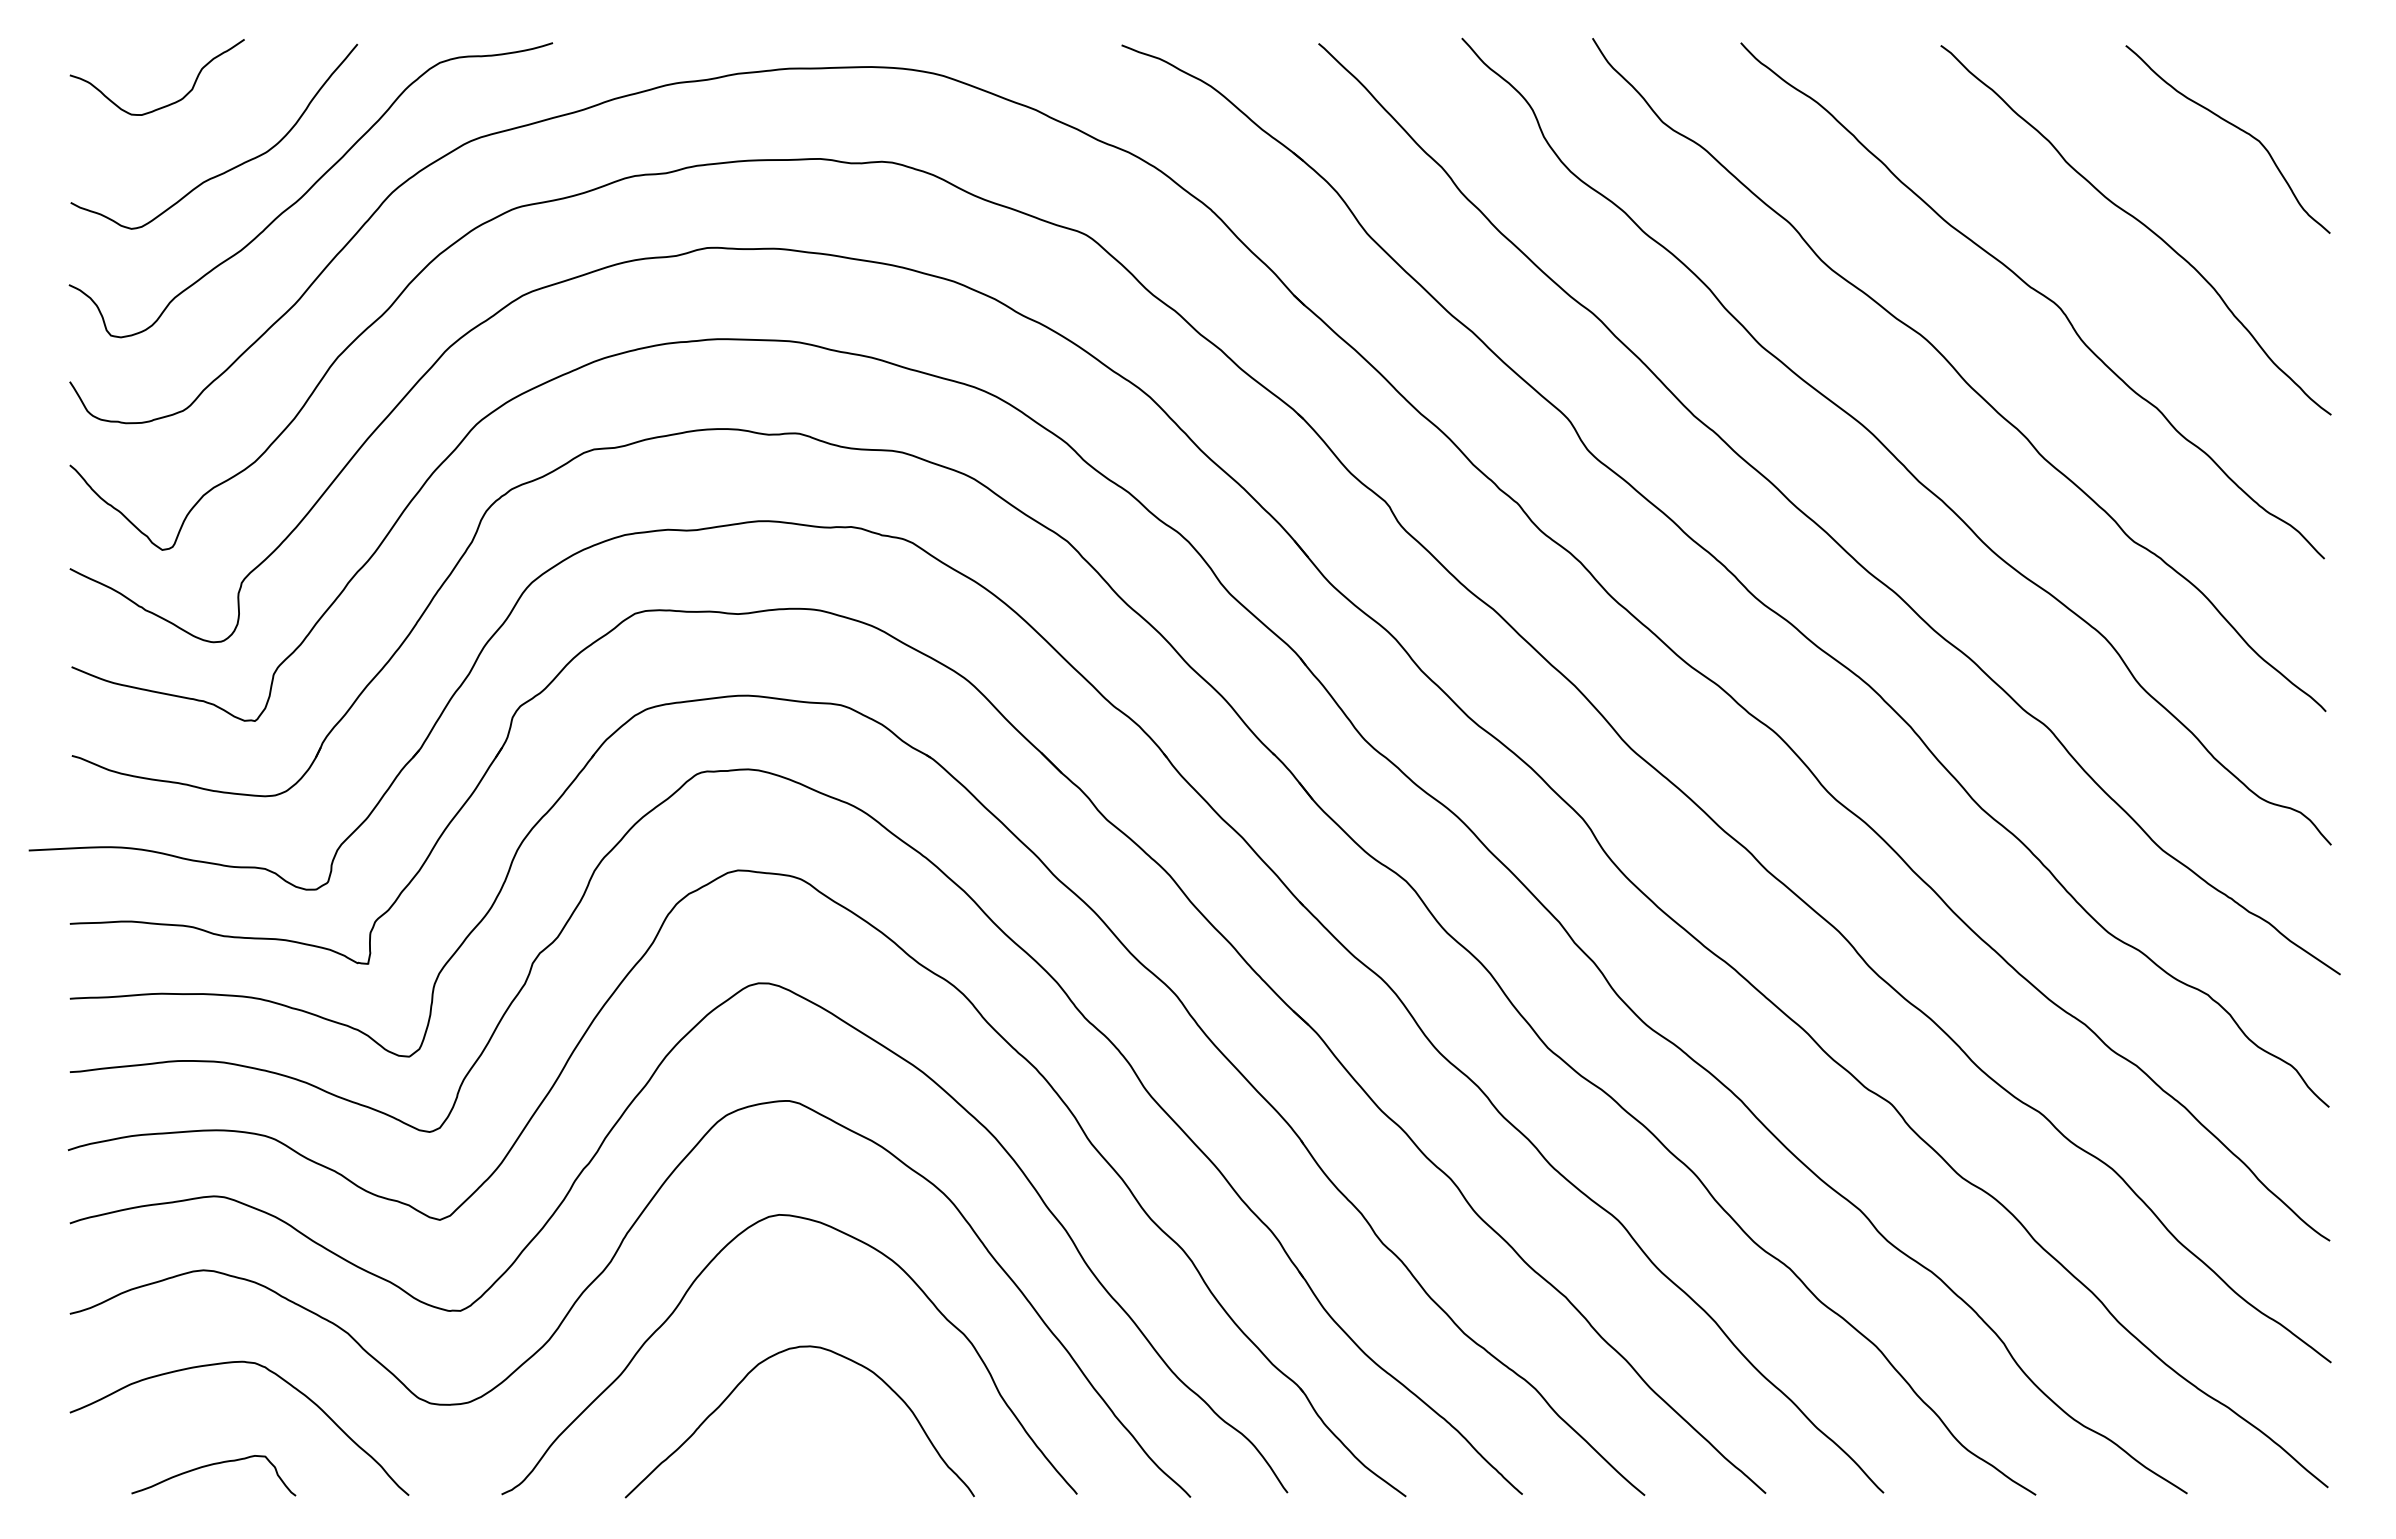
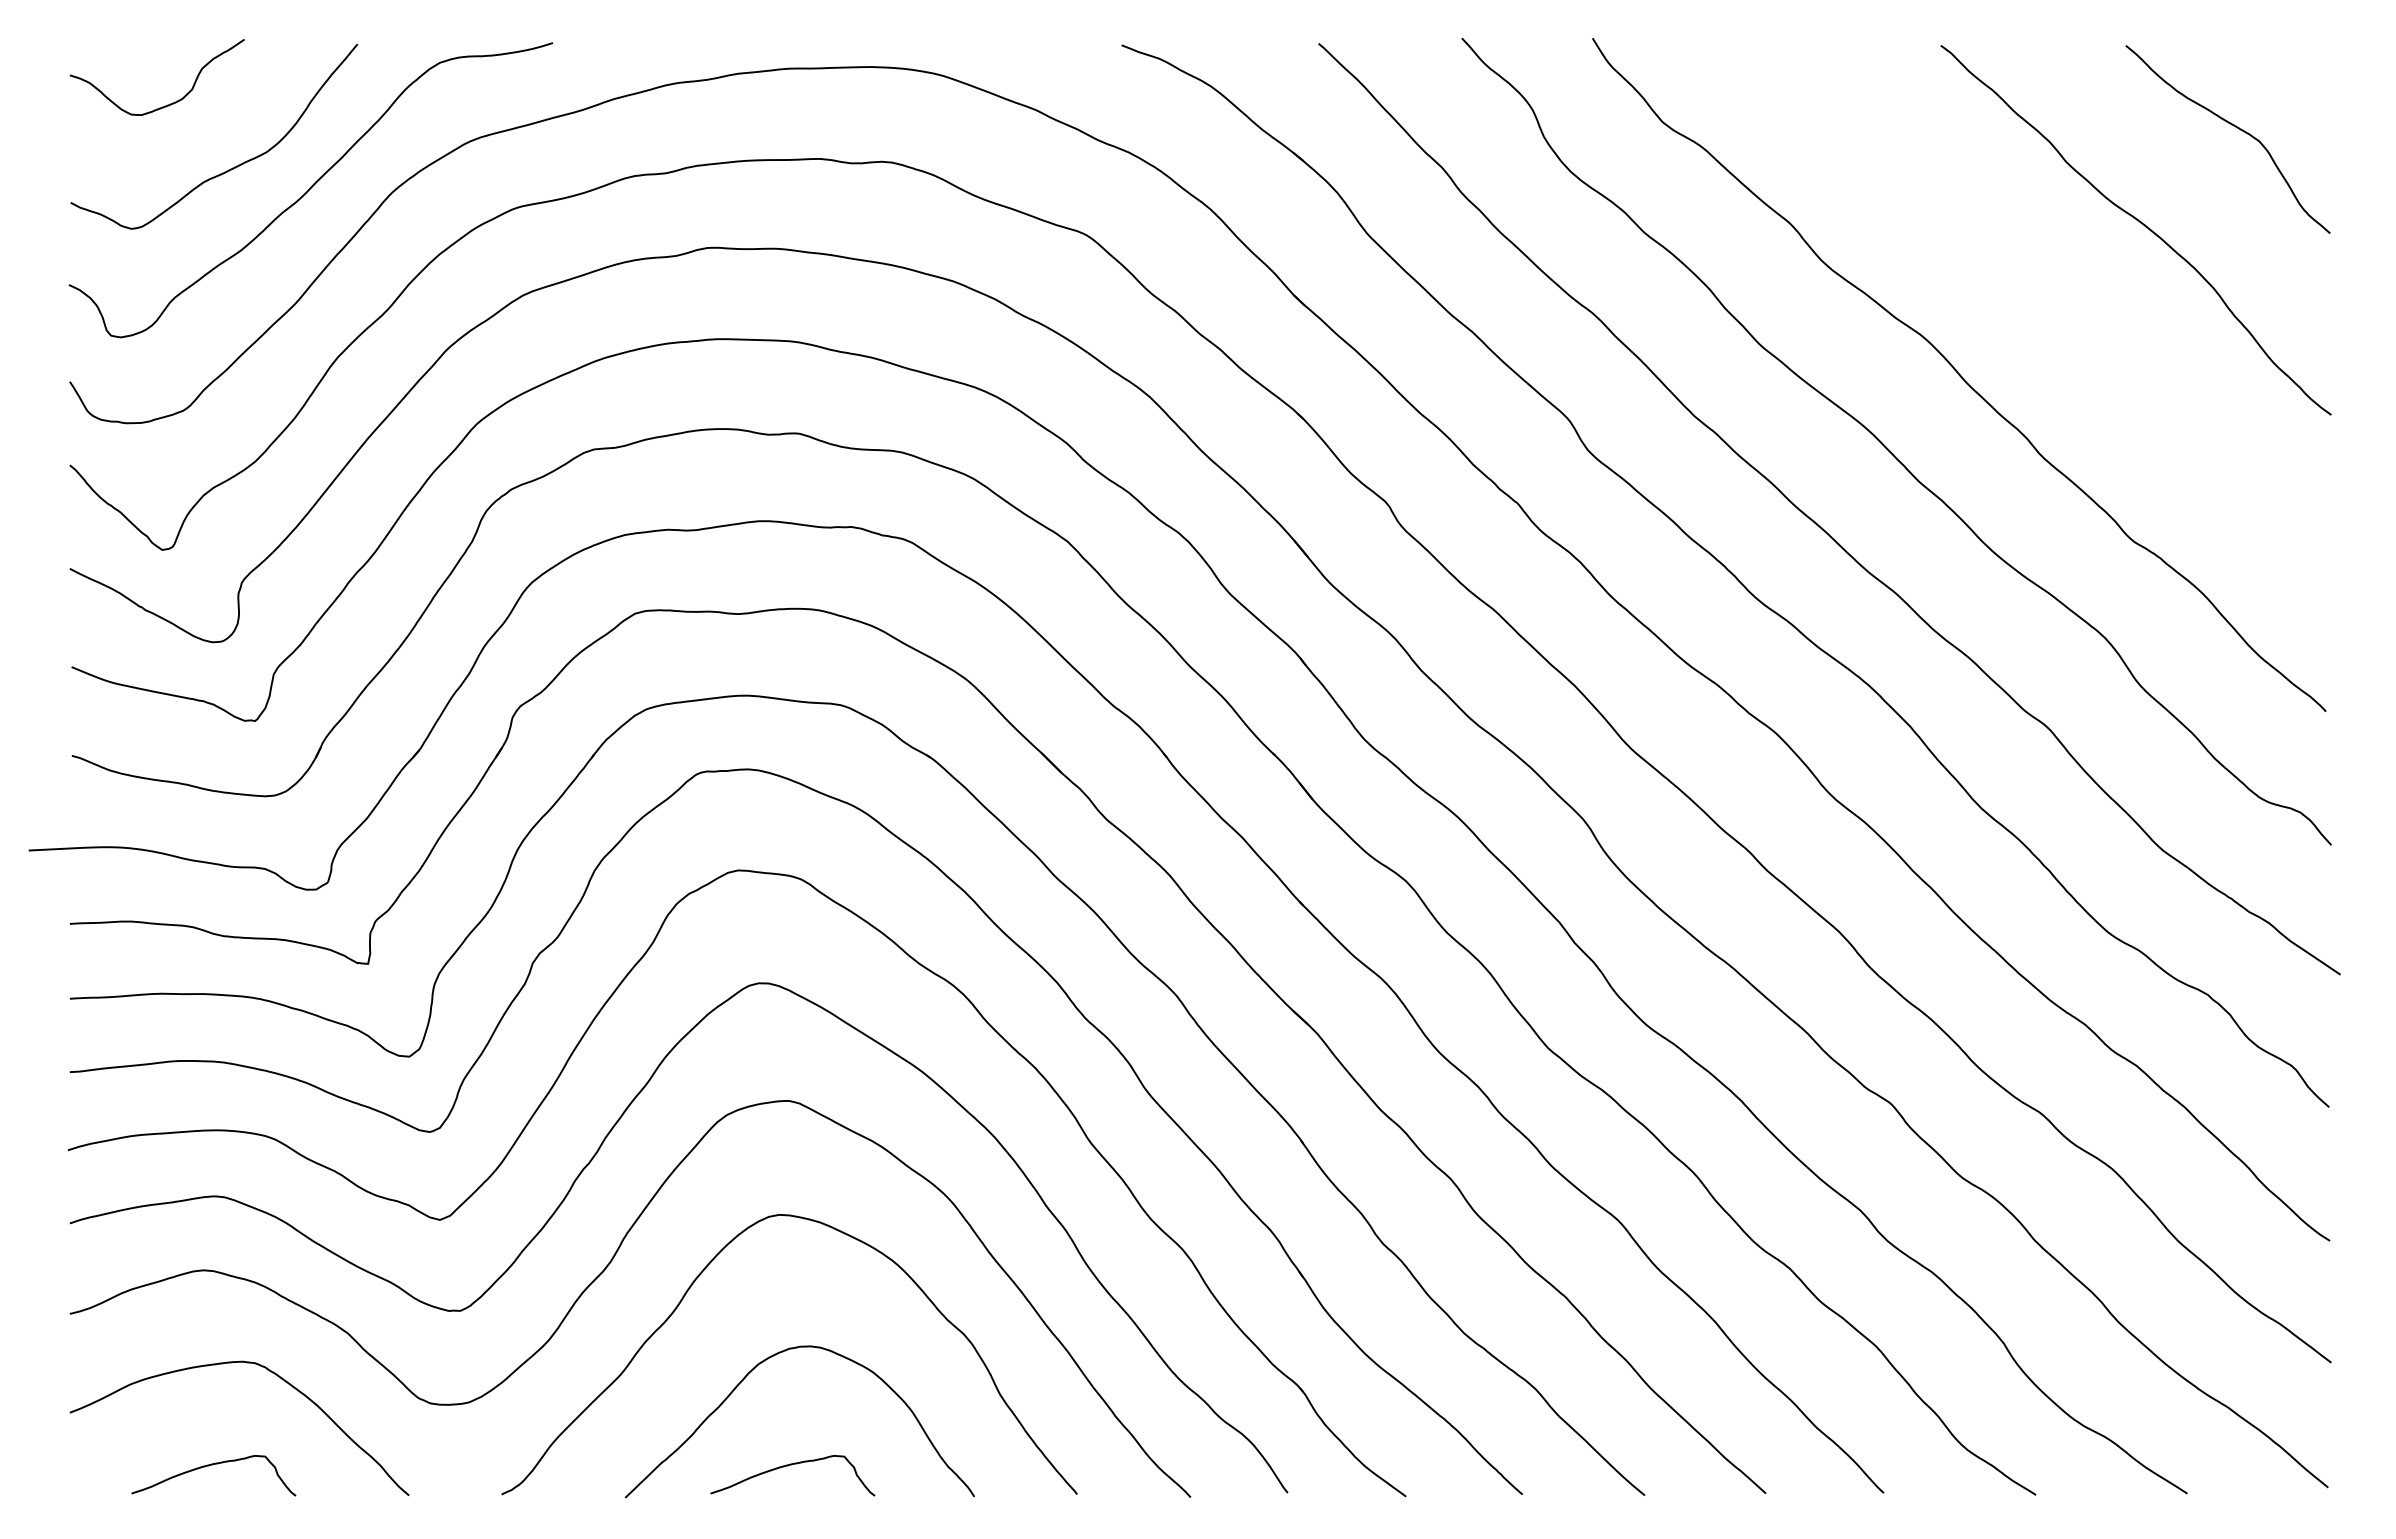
curve: present -> none (2036, 292)
curve: none -> present (788, 1466)
